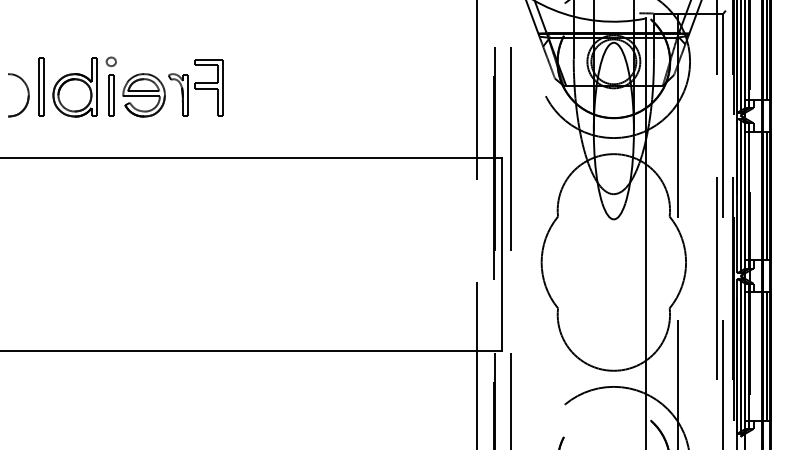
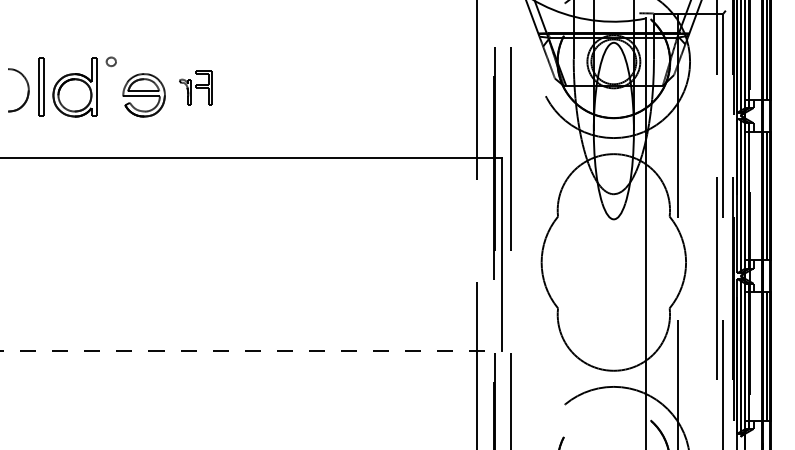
part size: 56x58 px -> 34x36 px (195, 87)
part position: (27, 95) -> (27, 90) (27, 90)
part: present -> none (111, 95)
line: solid -> dashed (251, 350)
